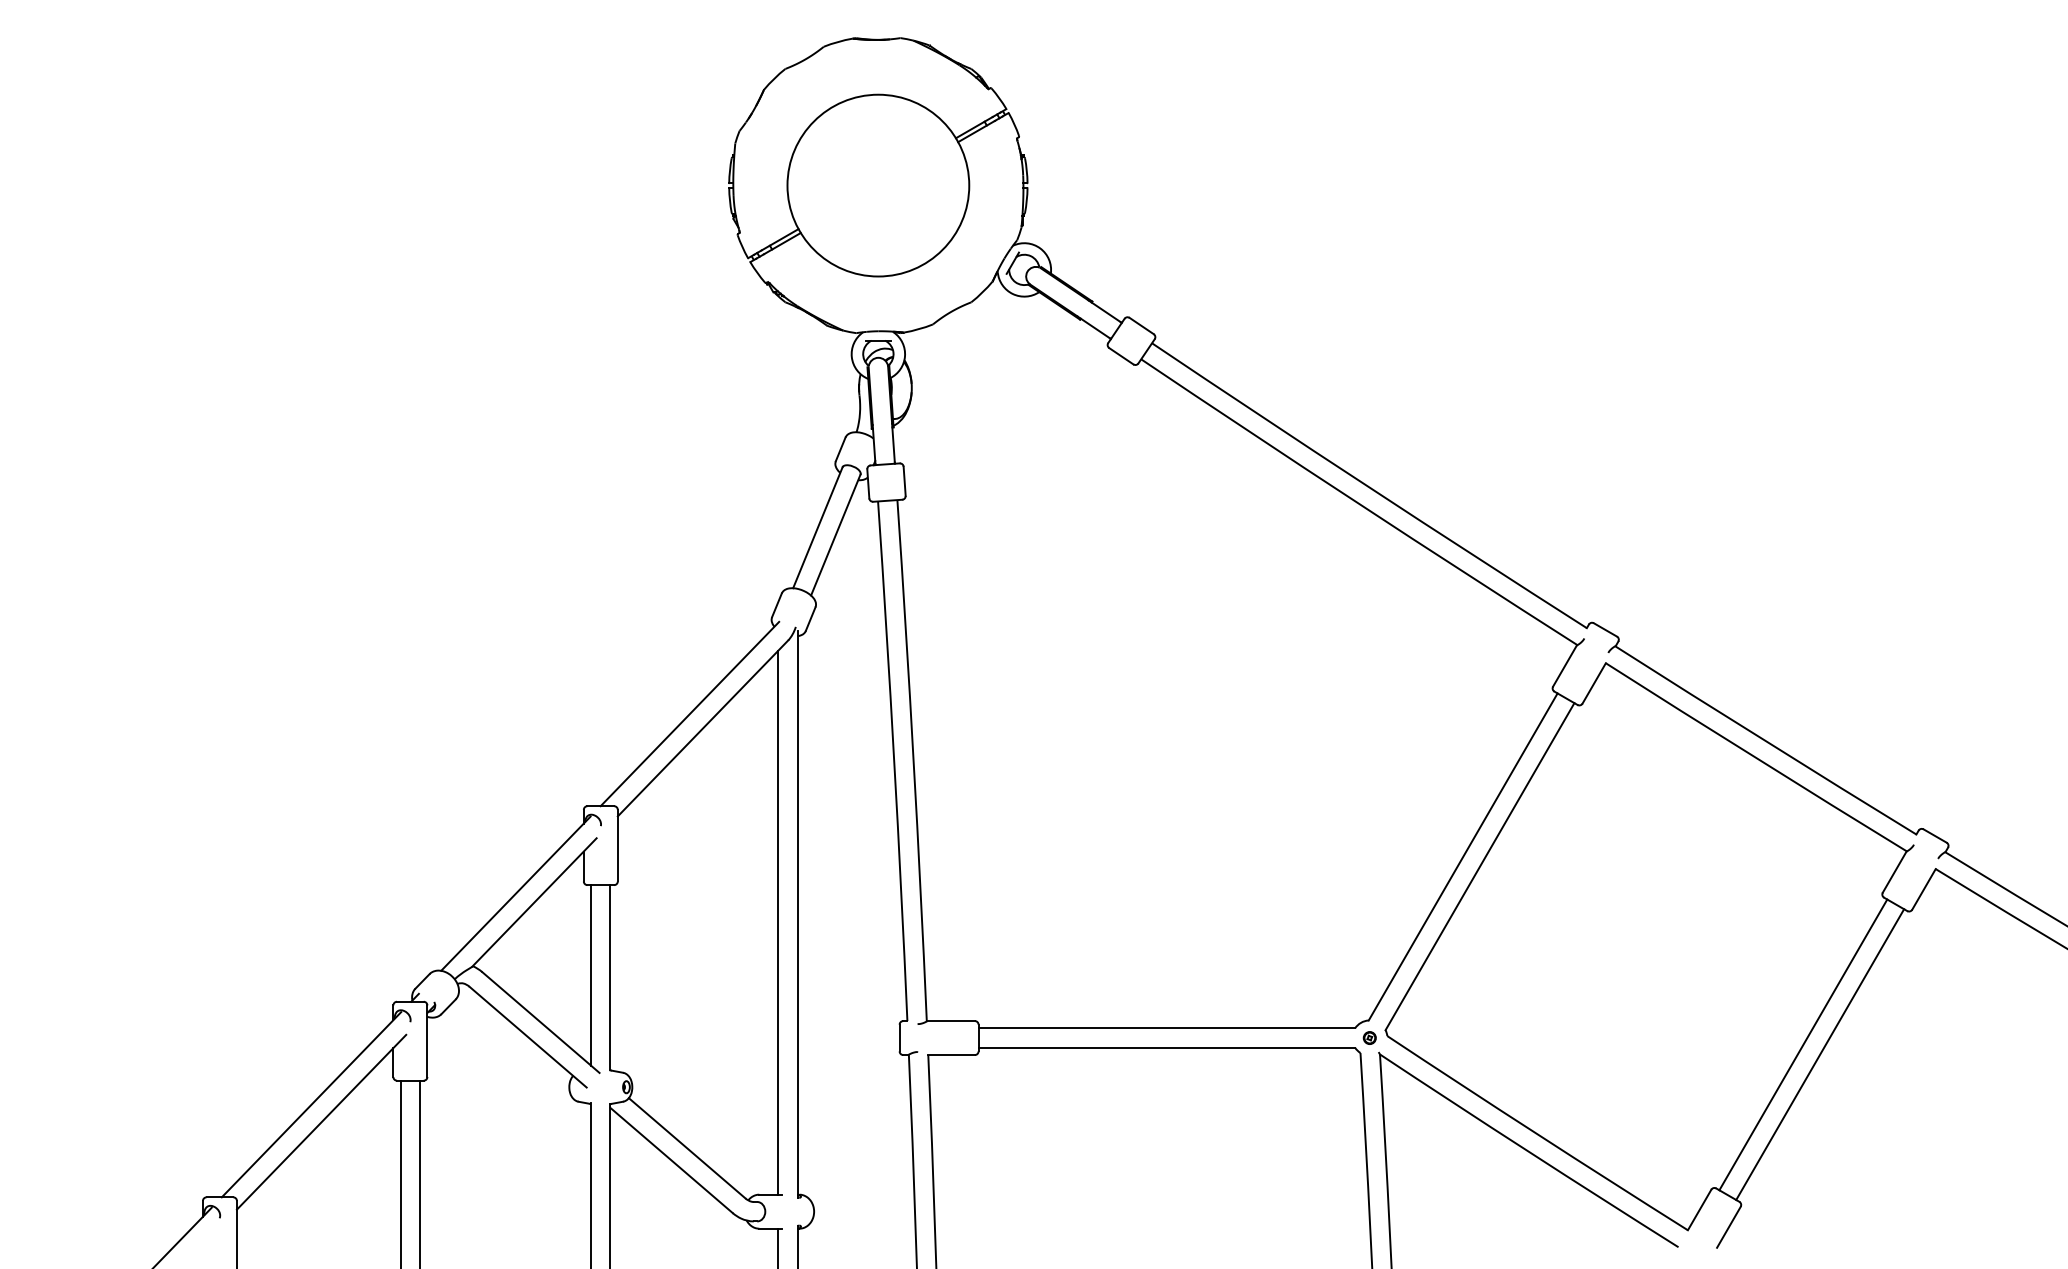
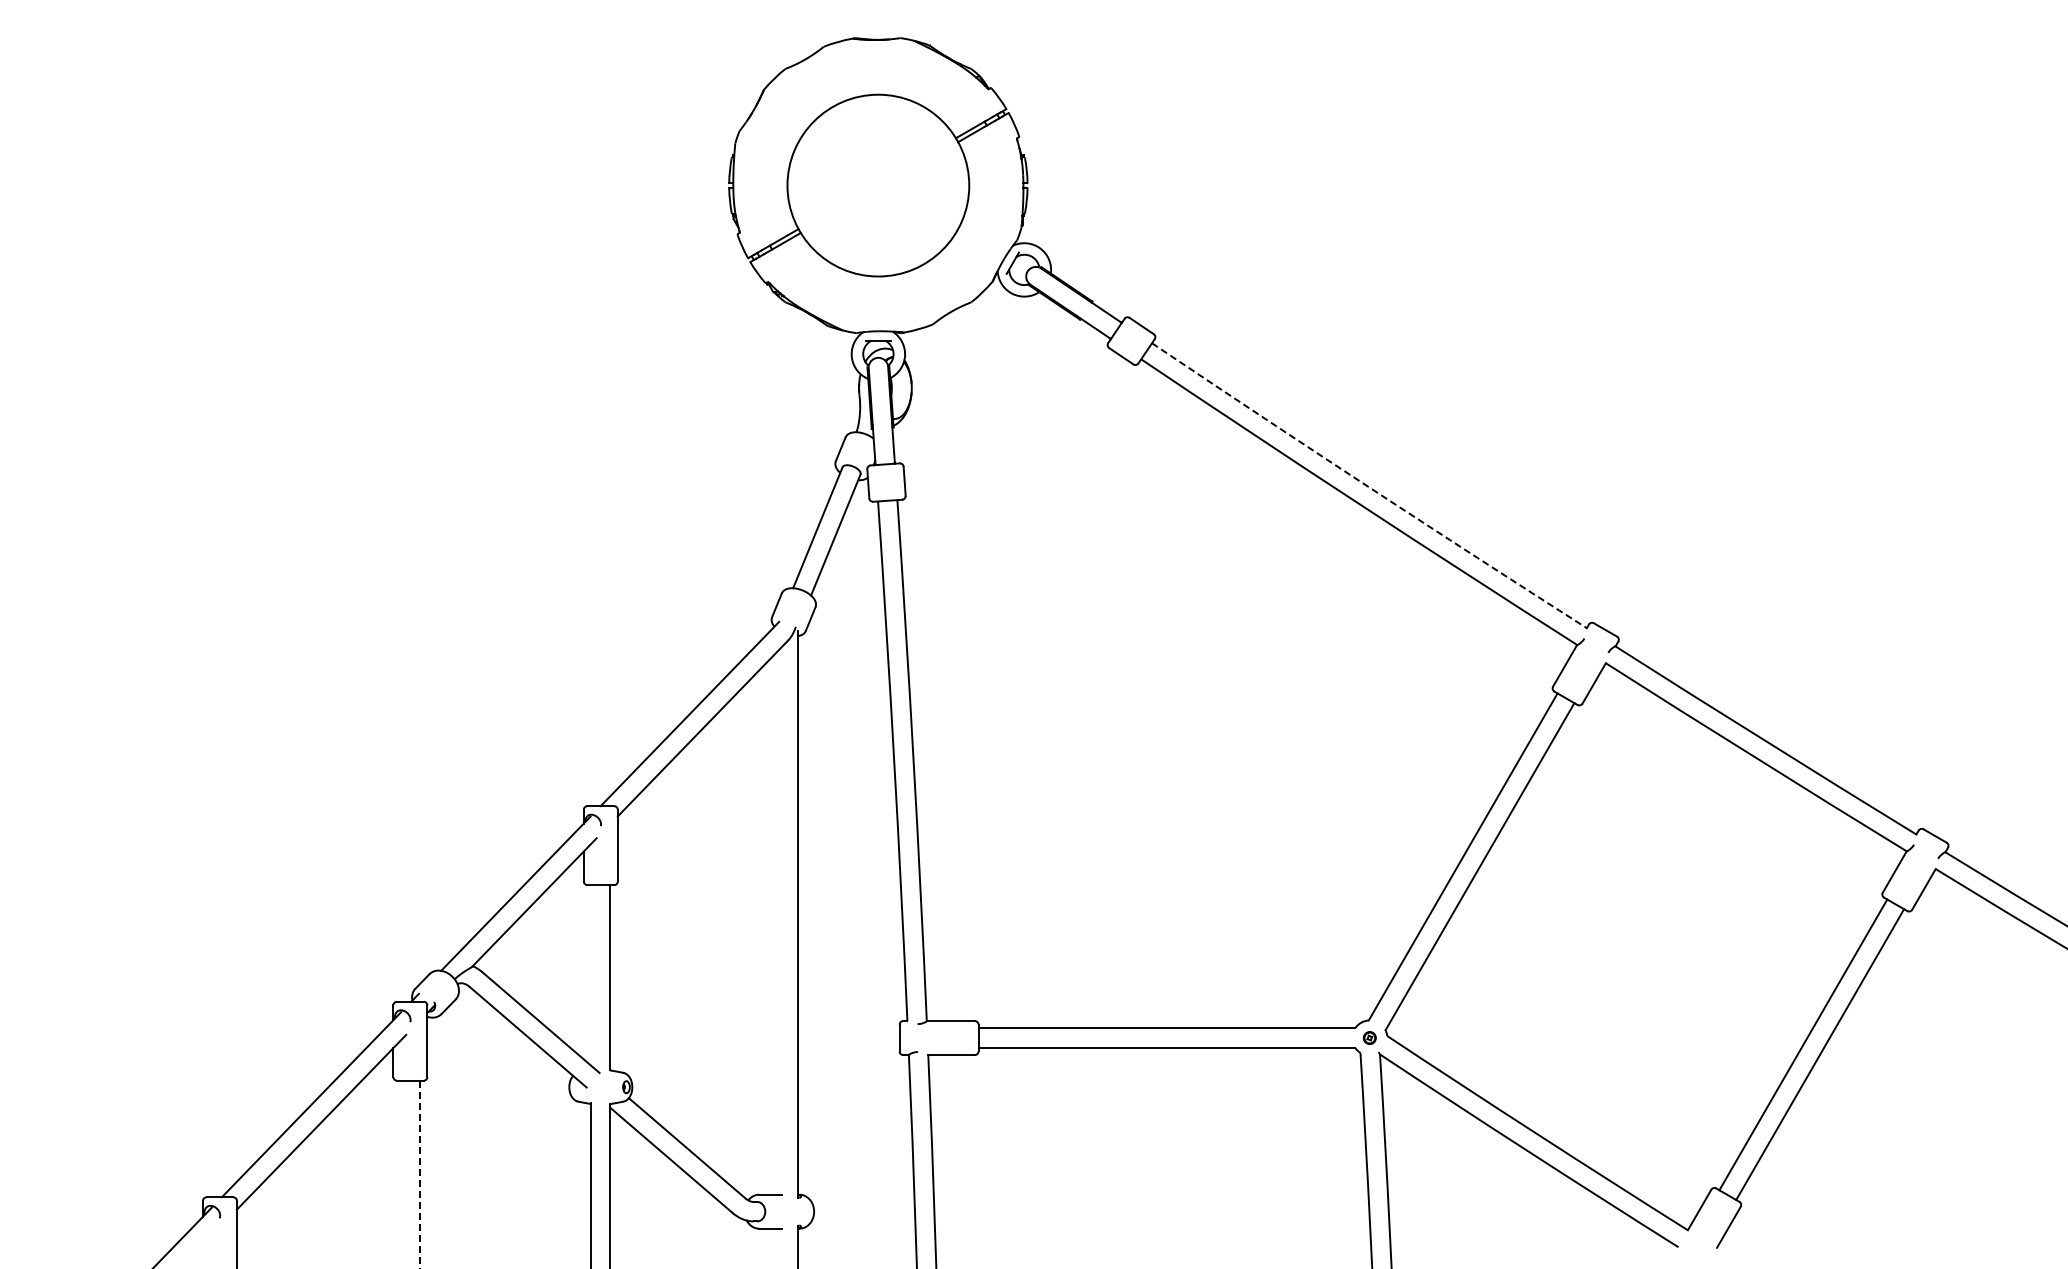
arc: solid -> dashed (1368, 486)
line: present -> none (778, 922)
line: present -> none (590, 975)
line: present -> none (400, 1172)
line: solid -> dashed (419, 1174)
line: present -> none (778, 1246)
